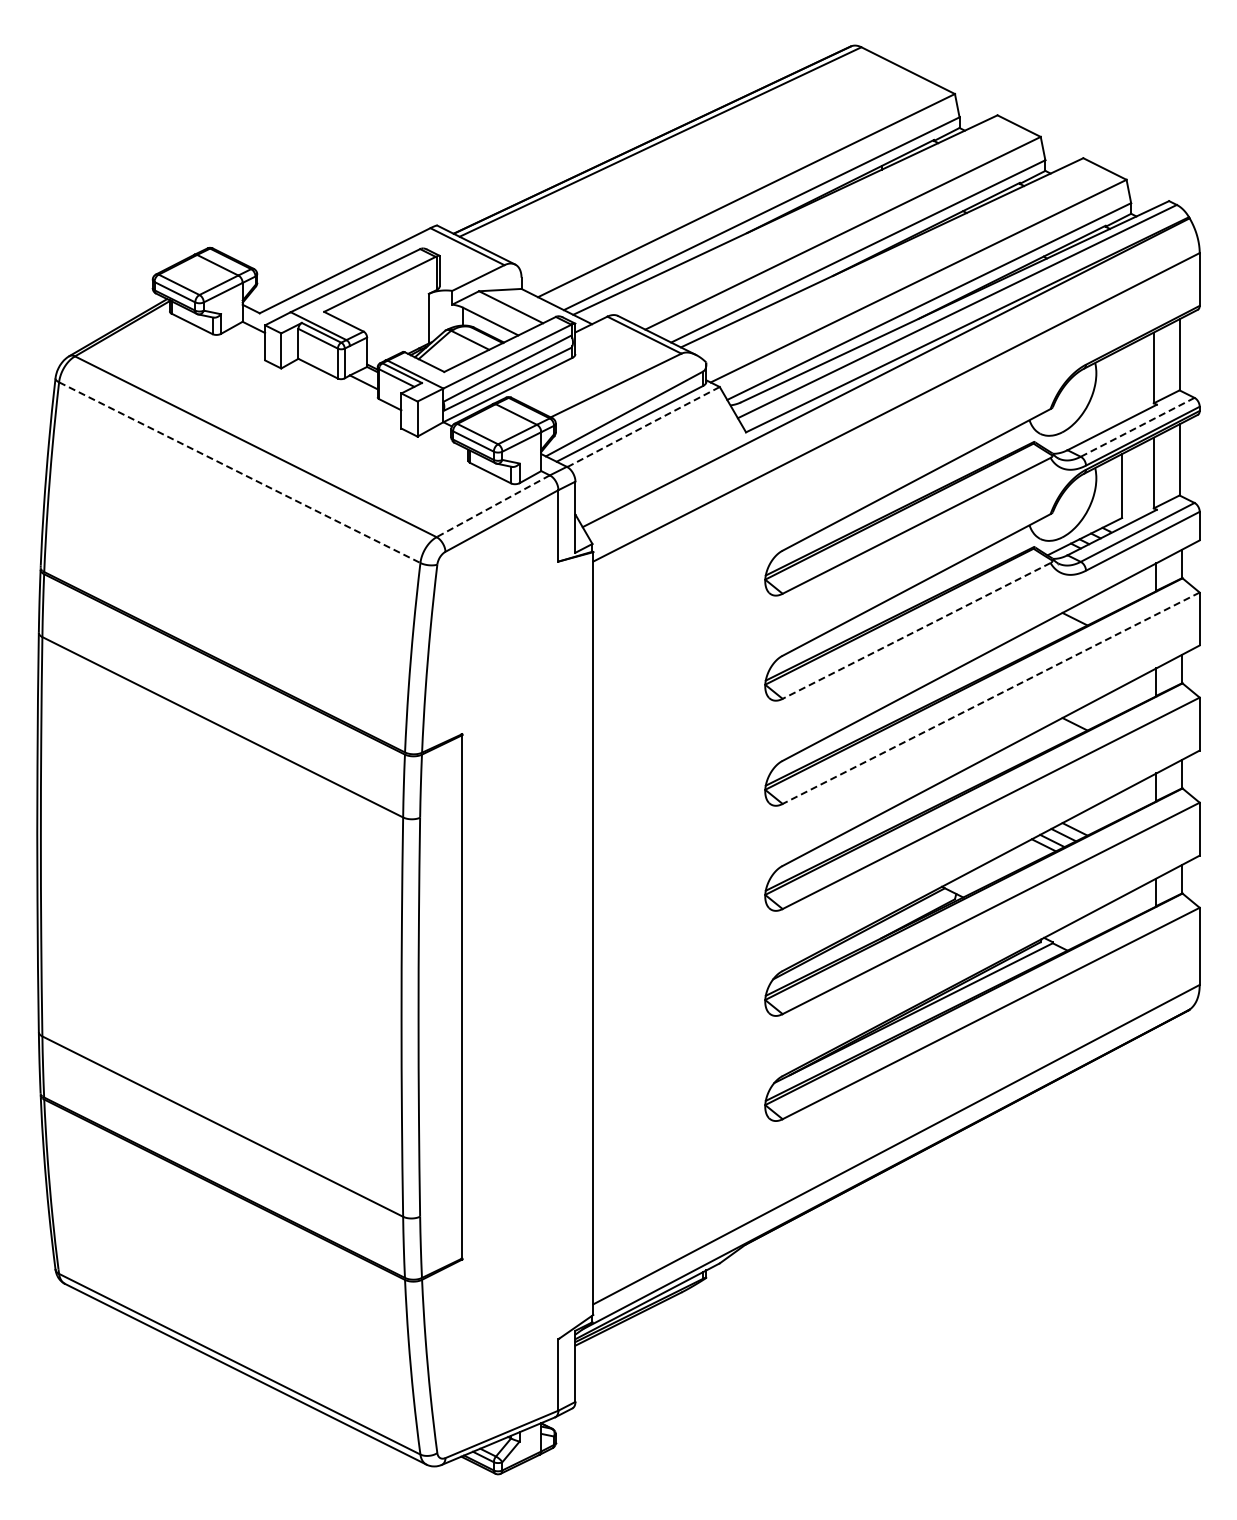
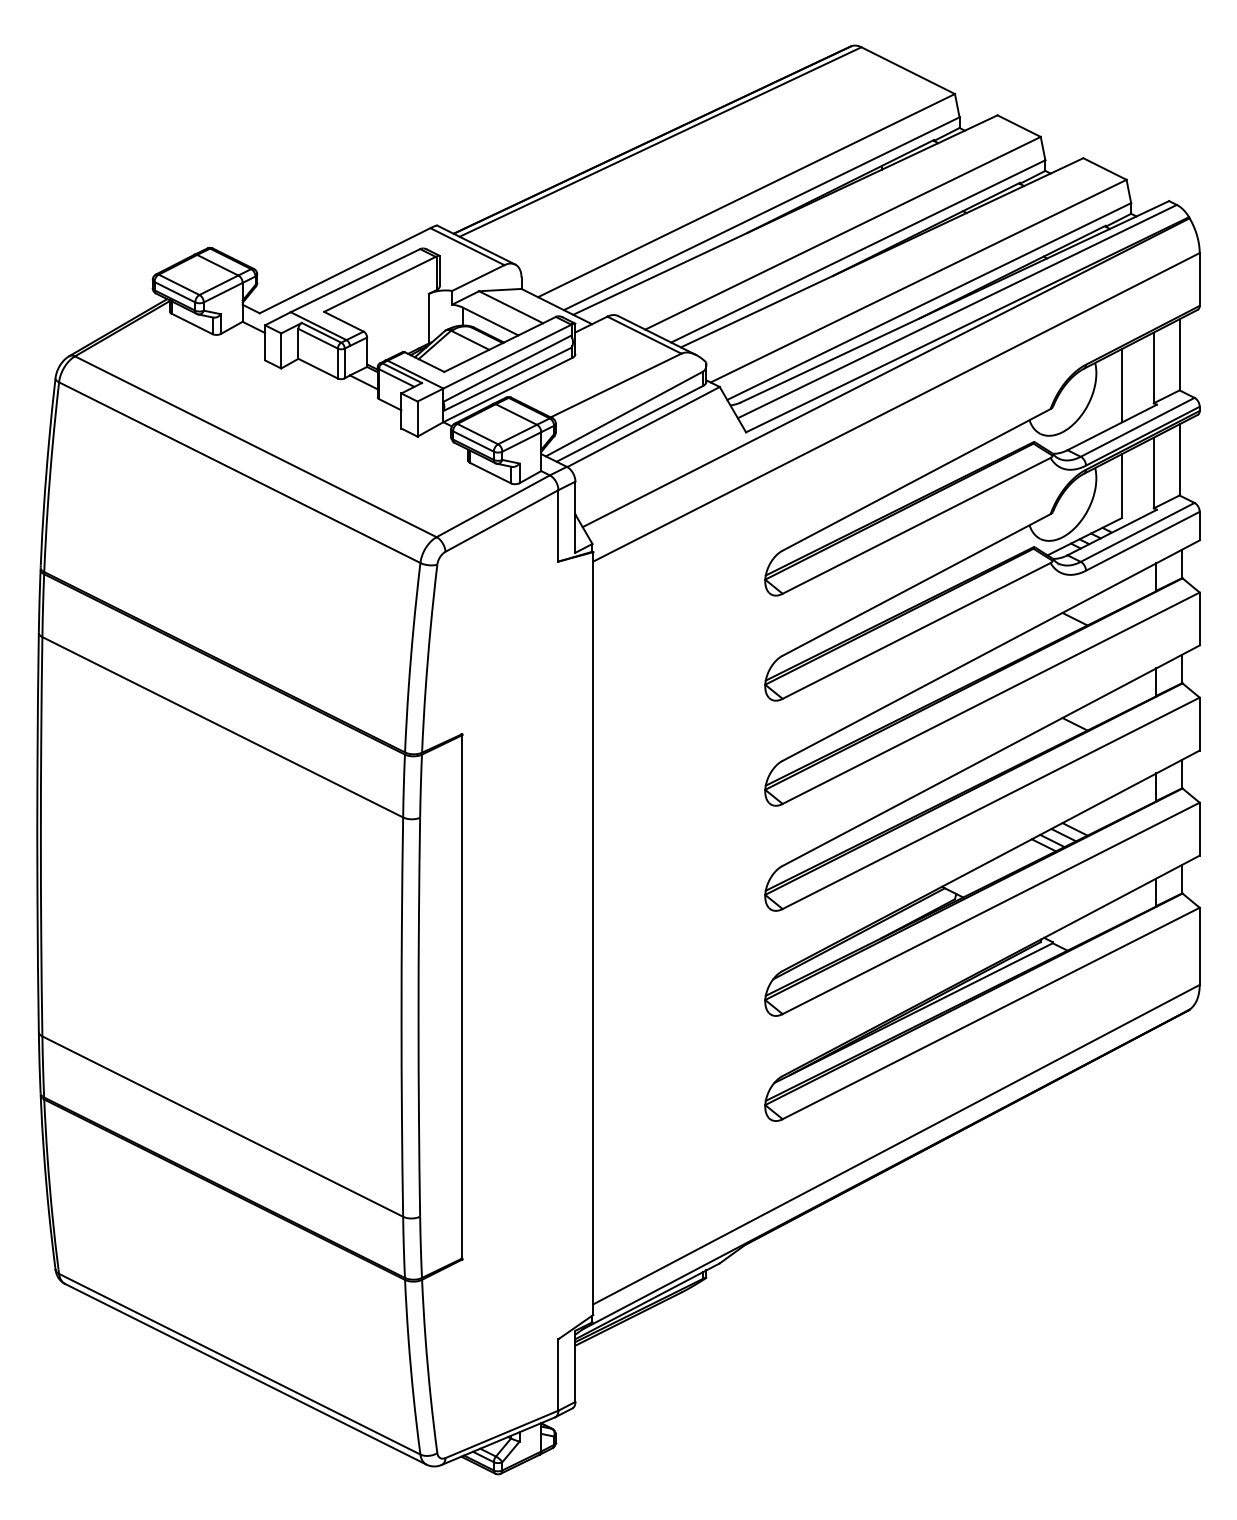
line: none -> present (1122, 385)
line: dashed -> solid (643, 426)
line: dashed -> solid (1137, 427)
line: dashed -> solid (239, 472)
line: dashed -> solid (492, 506)
line: dashed -> solid (916, 631)
line: dashed -> solid (991, 698)
